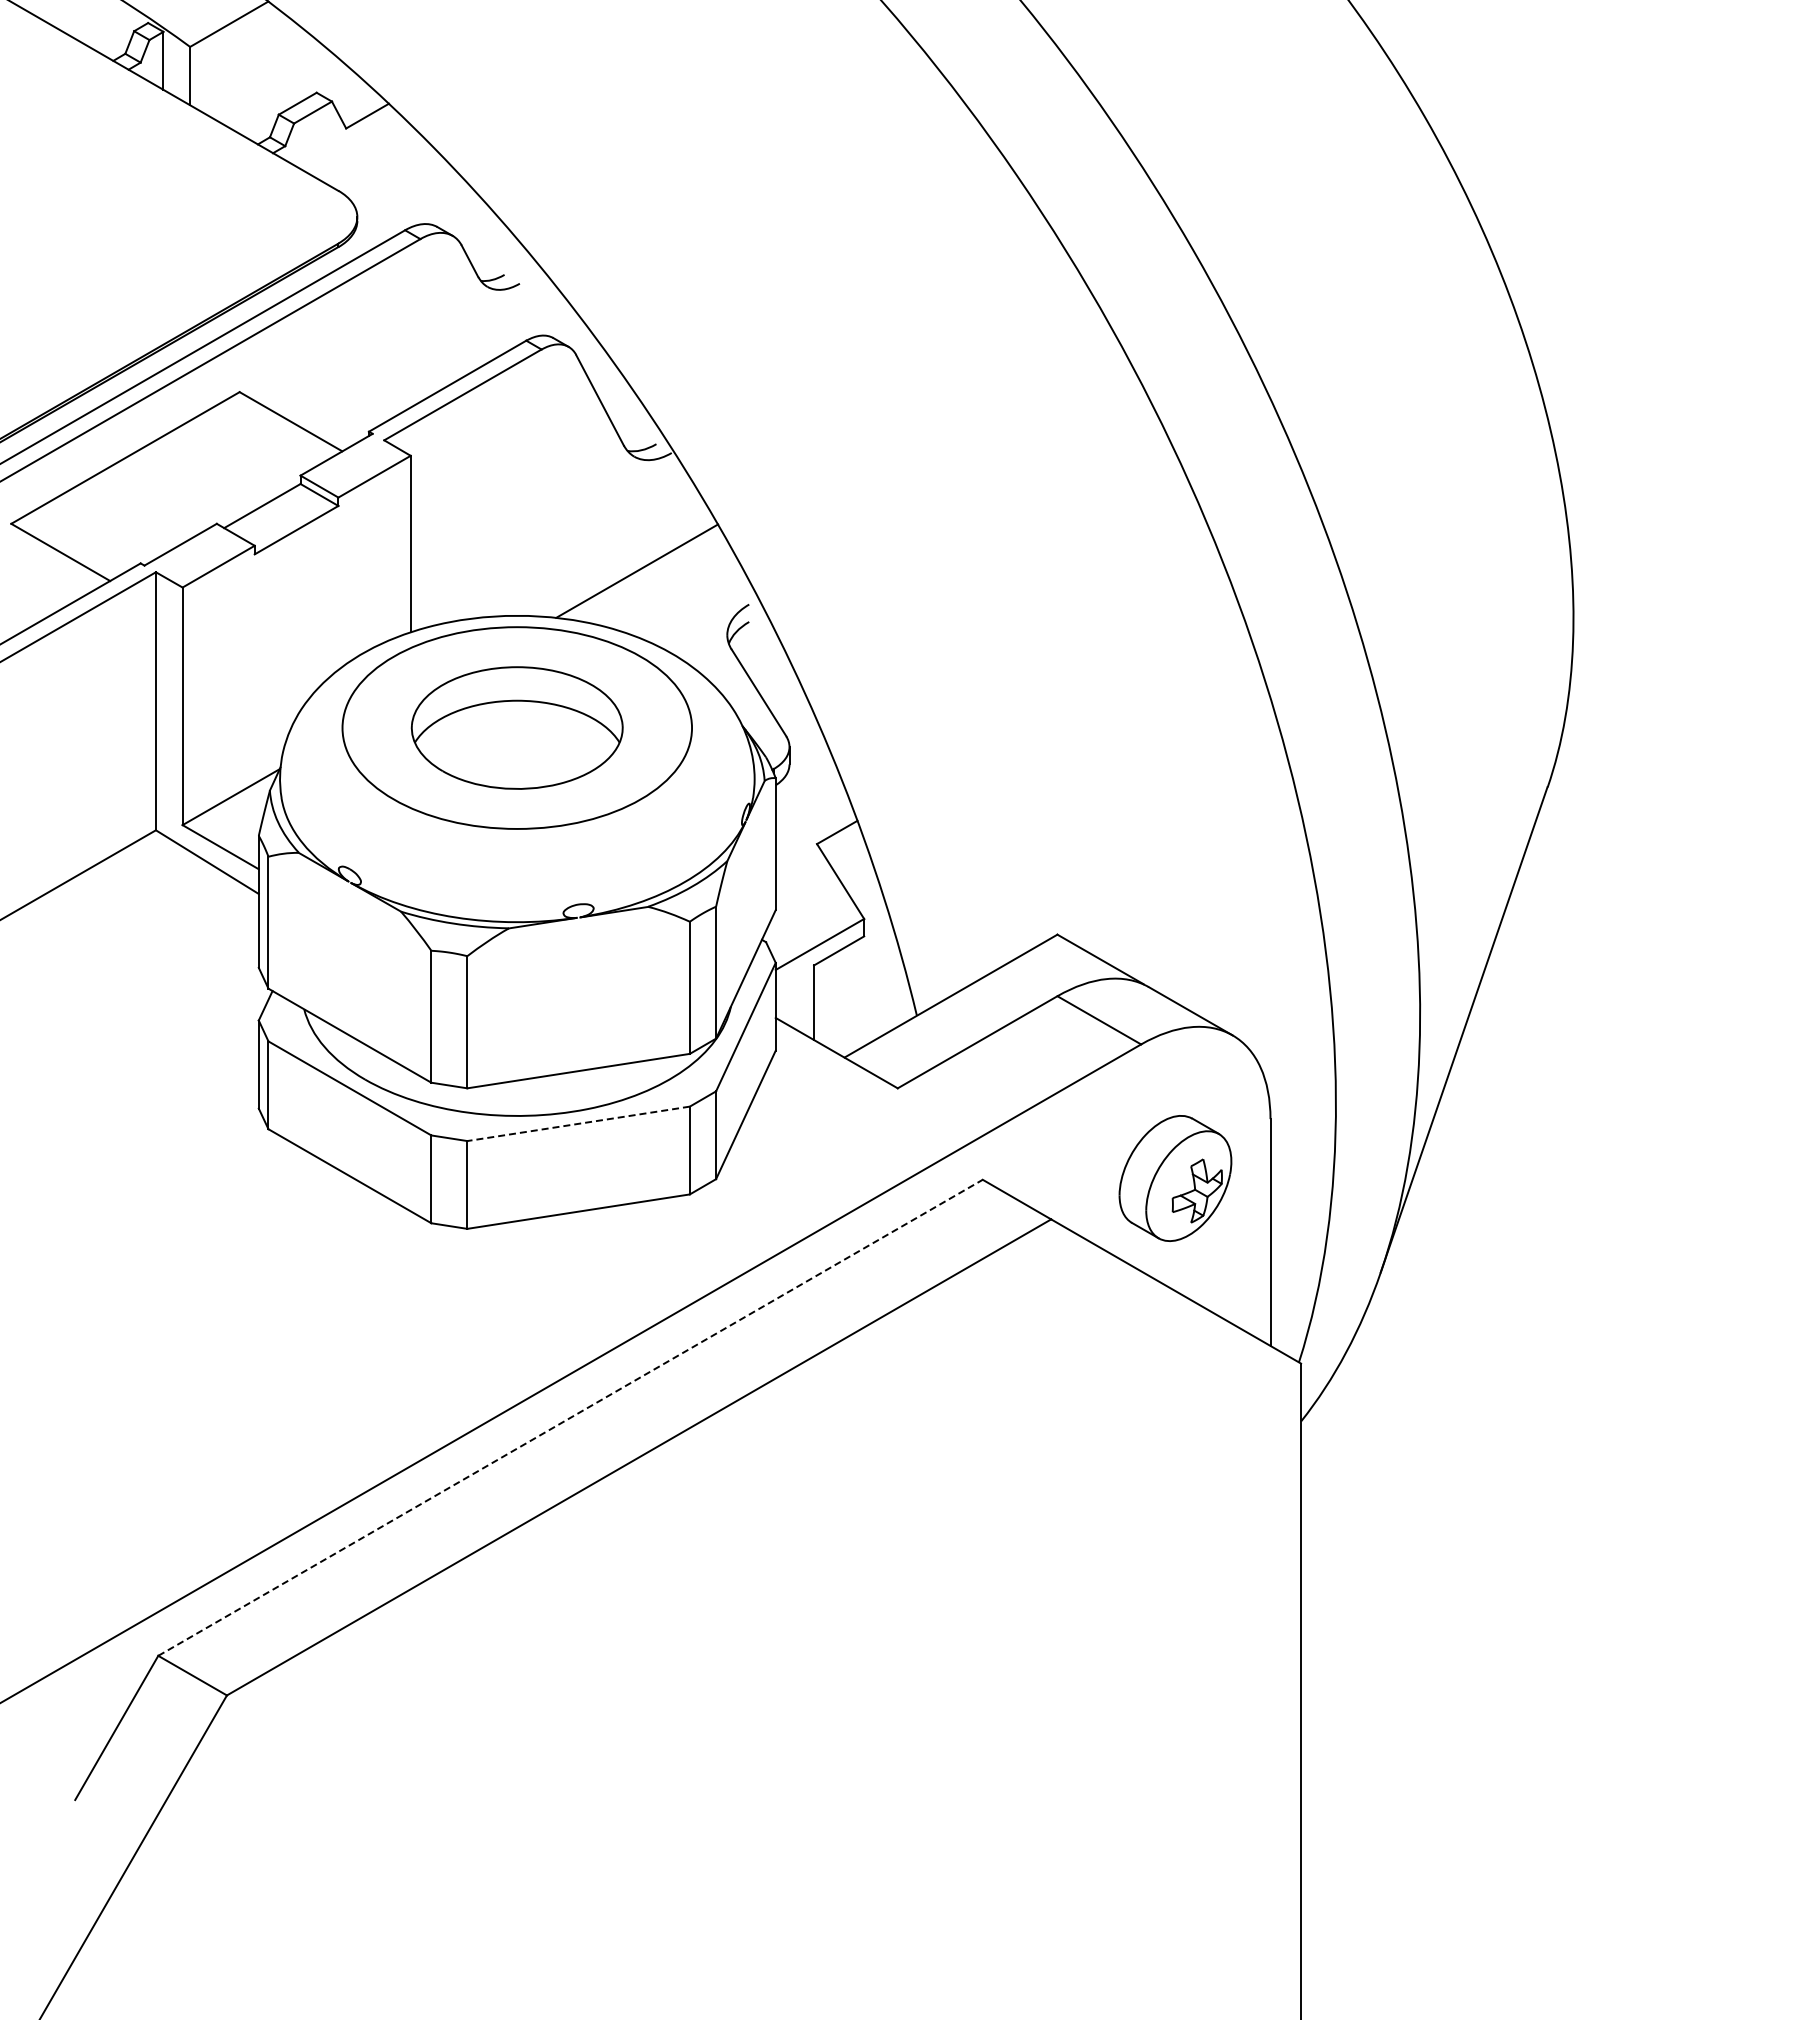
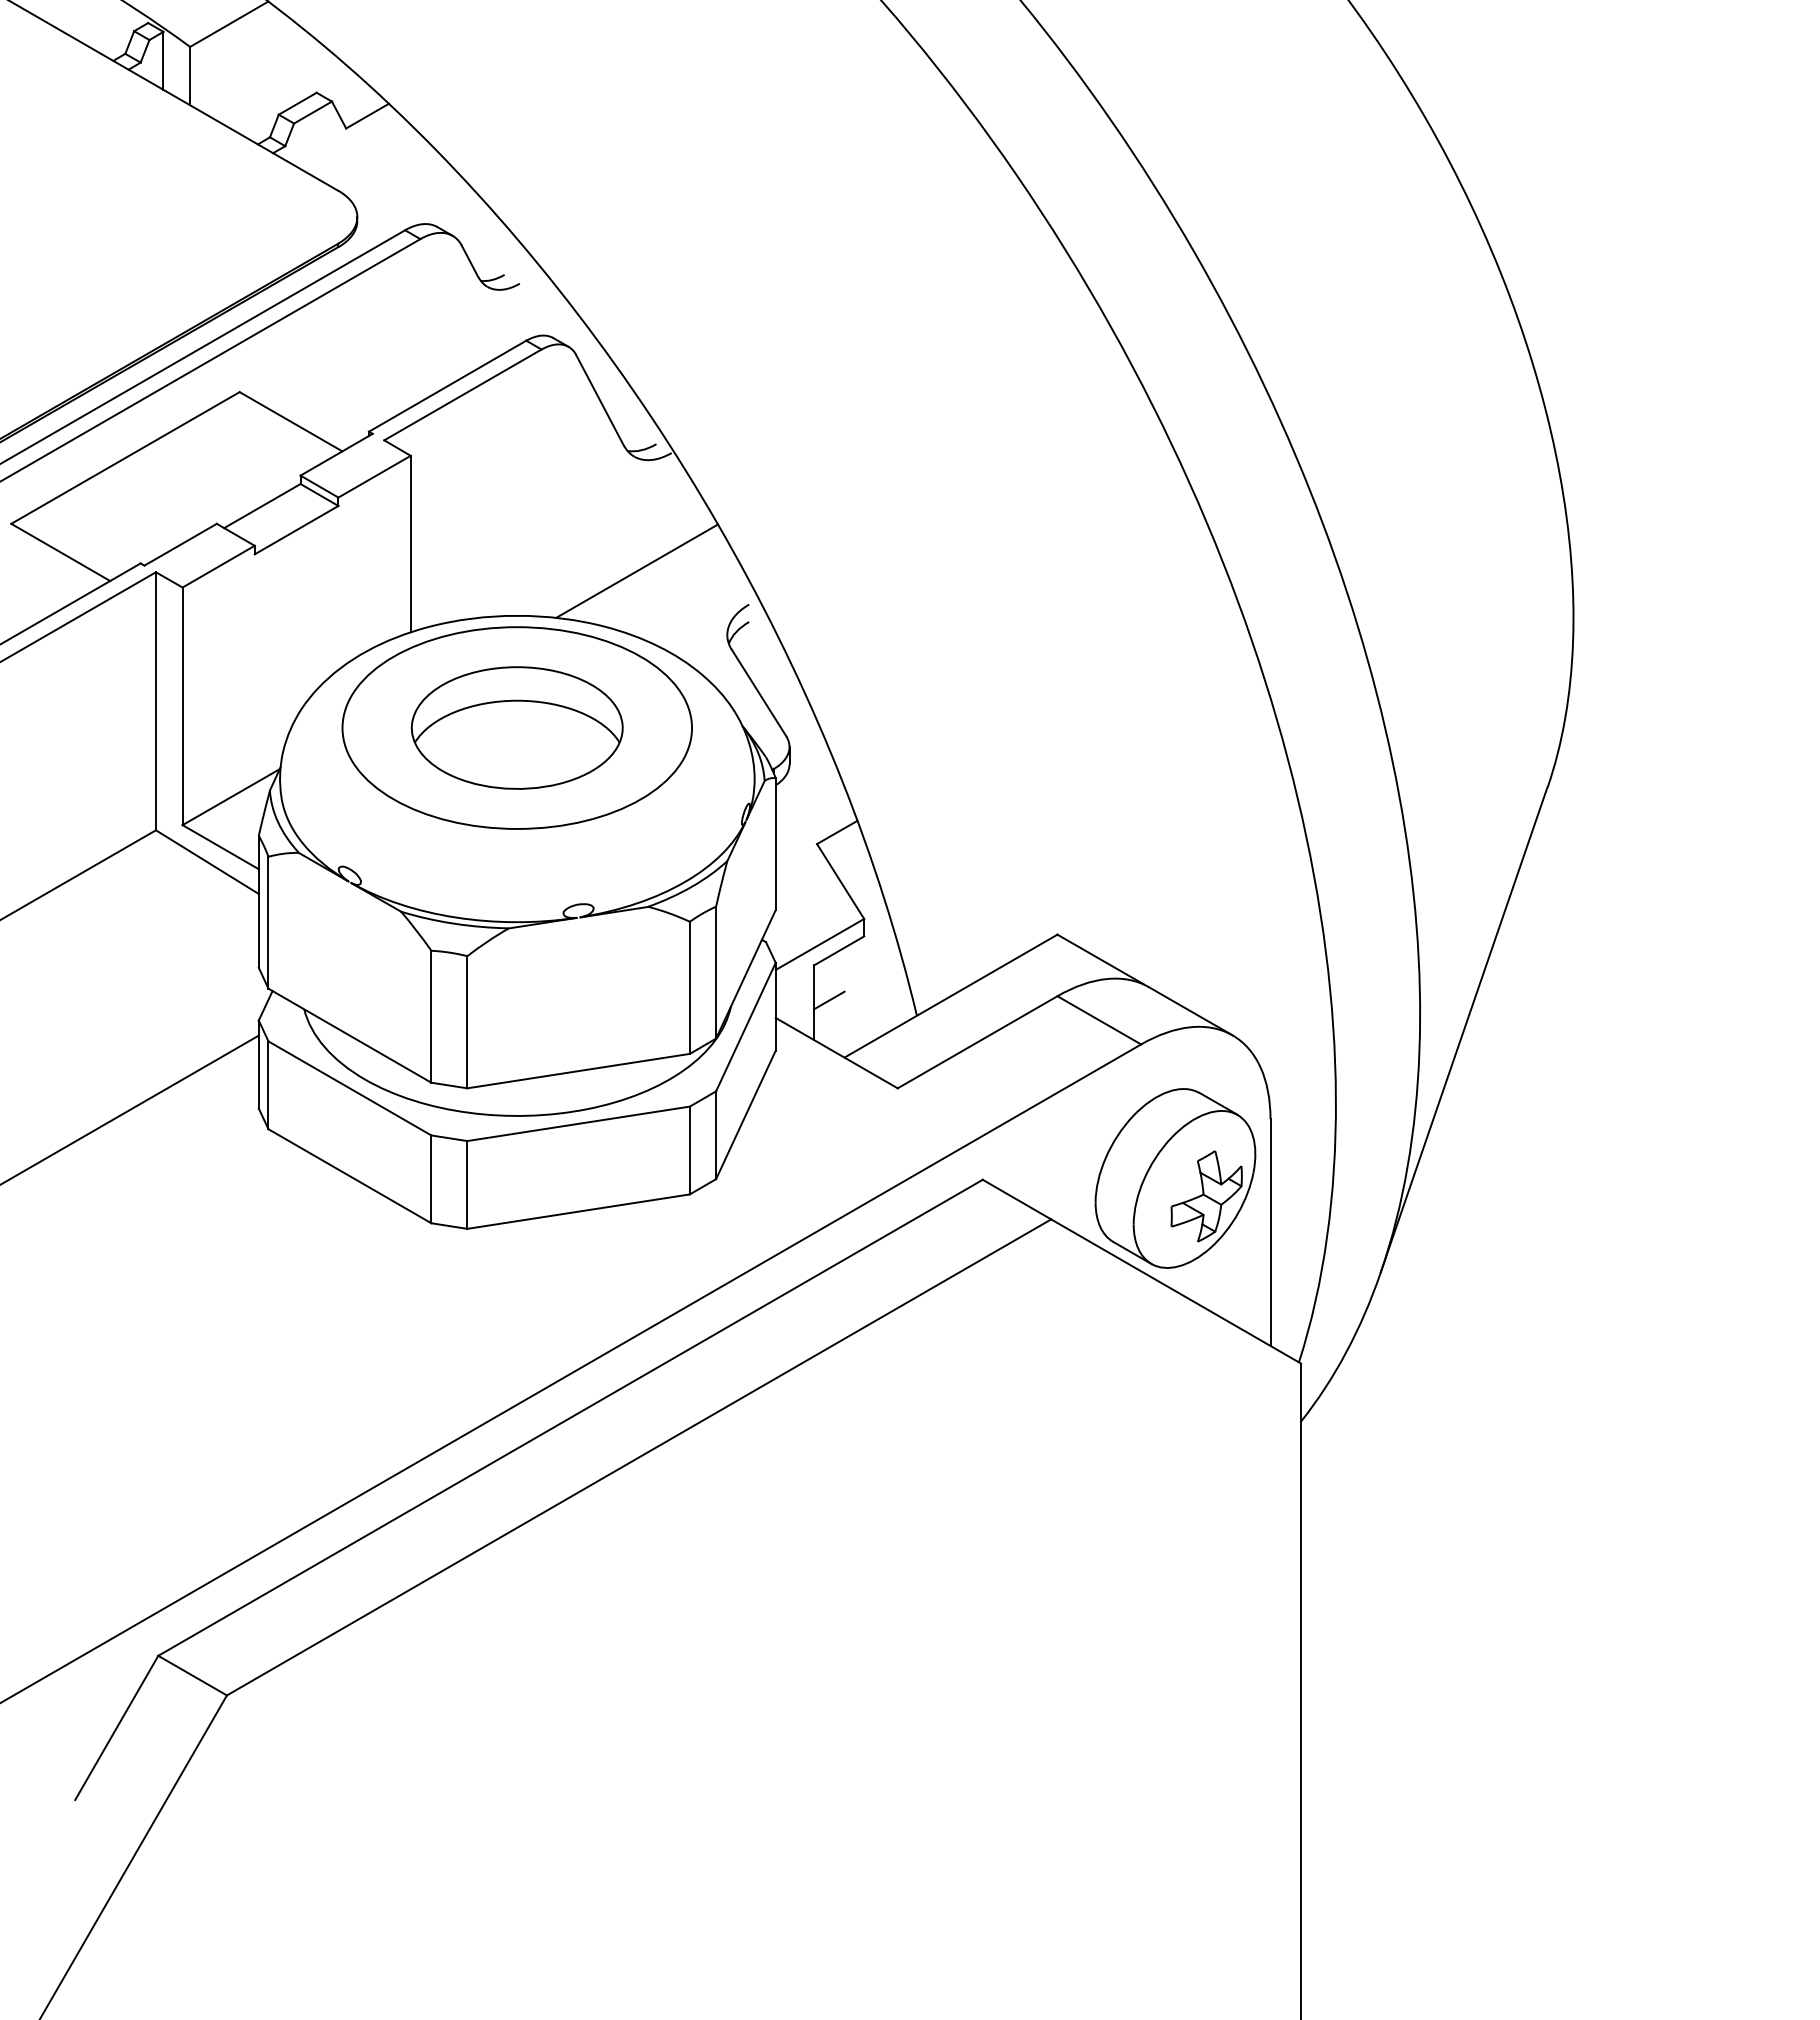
line: none -> present (829, 1000)
line: none -> present (130, 1109)
line: dashed -> solid (578, 1123)
part size: 115x127 px -> 163x181 px (1175, 1178)
line: dashed -> solid (570, 1417)
